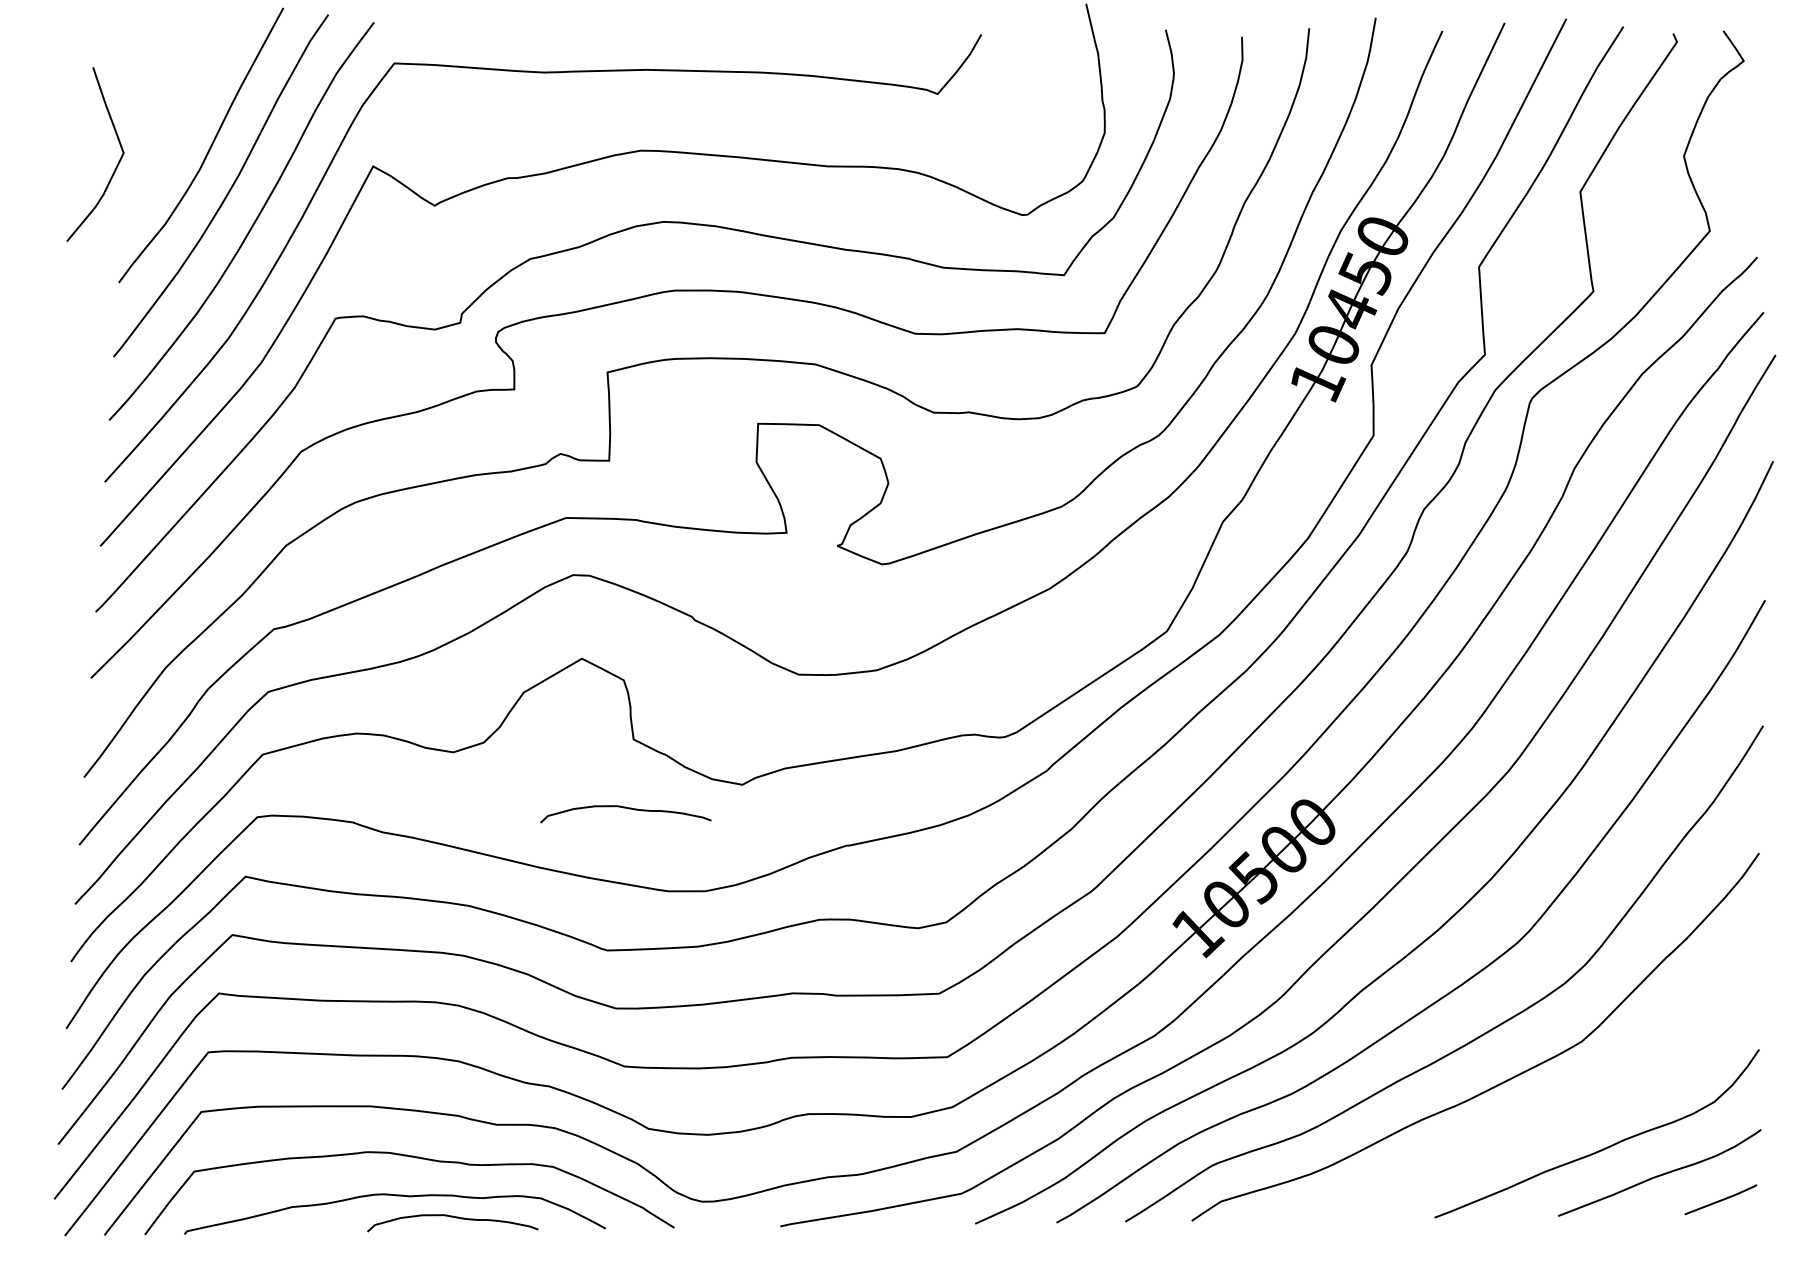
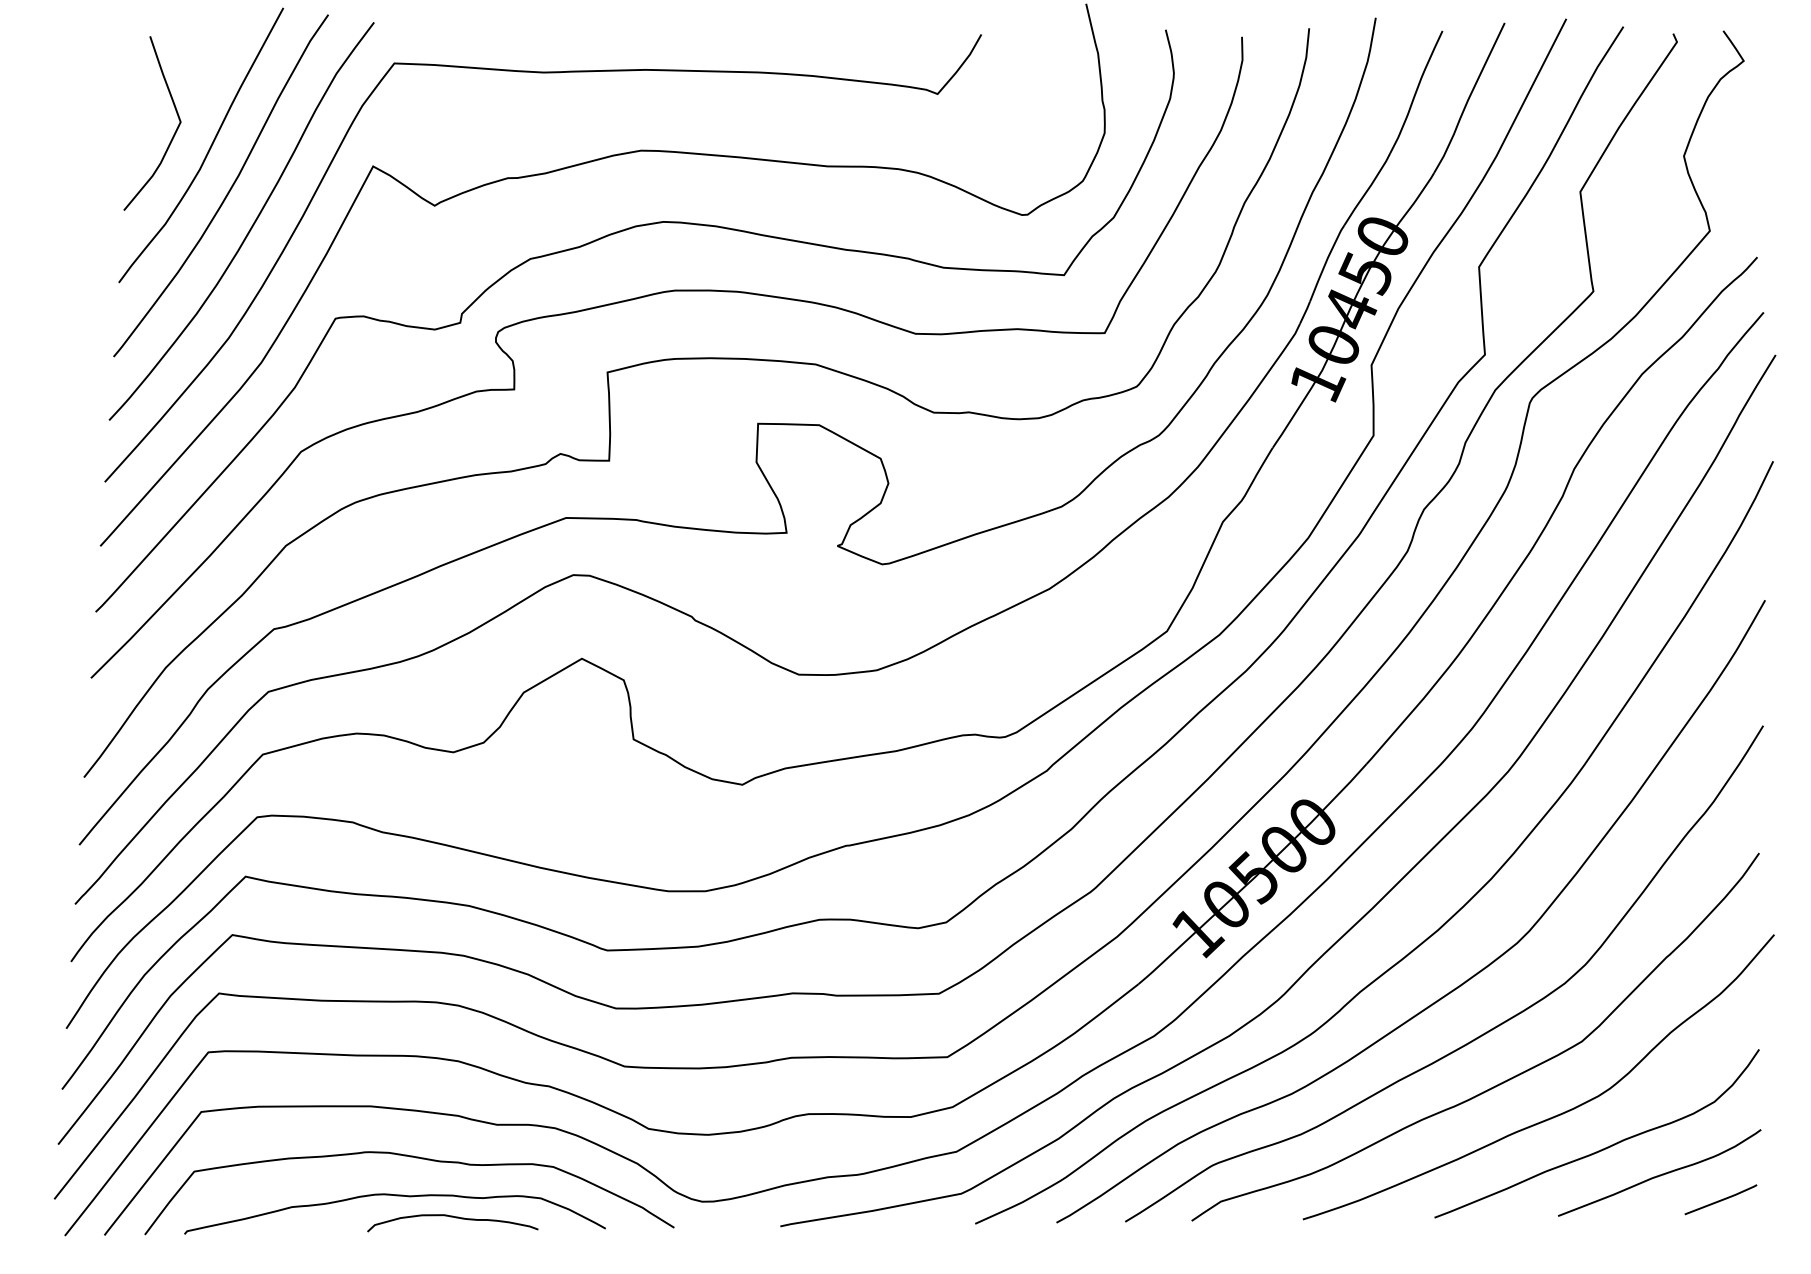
curve position: (116, 165) -> (173, 134) (173, 134)
curve: present -> none (628, 809)
curve: none -> present (1552, 1116)
